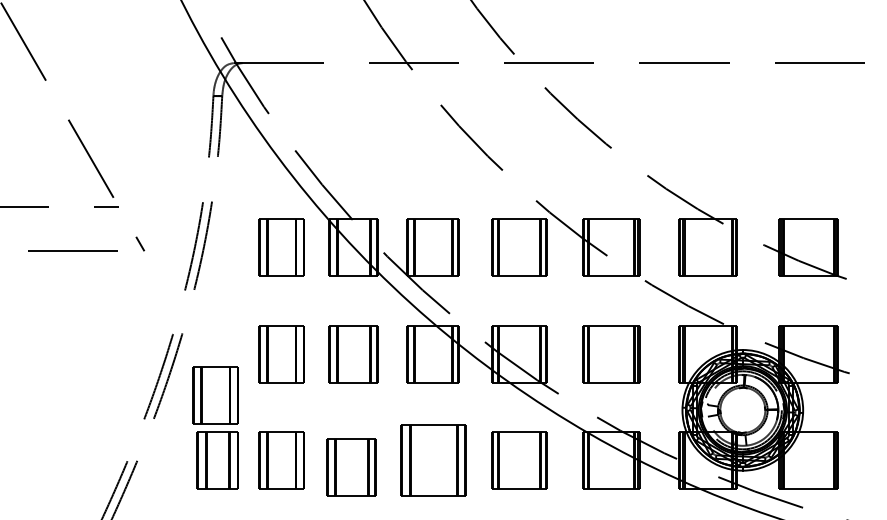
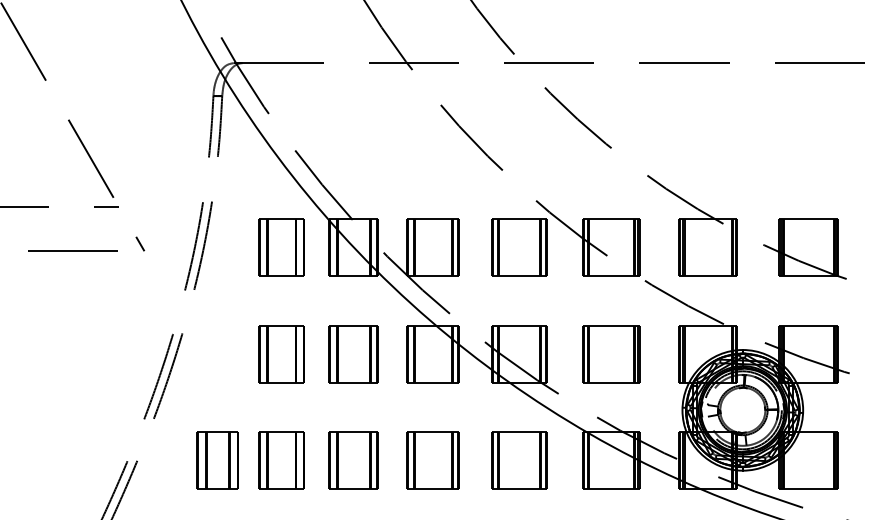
part: present -> none (215, 395)
part size: 67x73 px -> 54x59 px (432, 460)
part position: (351, 467) -> (353, 460) (353, 460)
